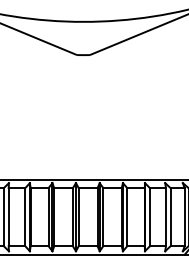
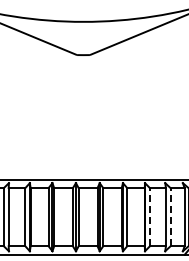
line: solid -> dashed (149, 216)
line: solid -> dashed (170, 216)
